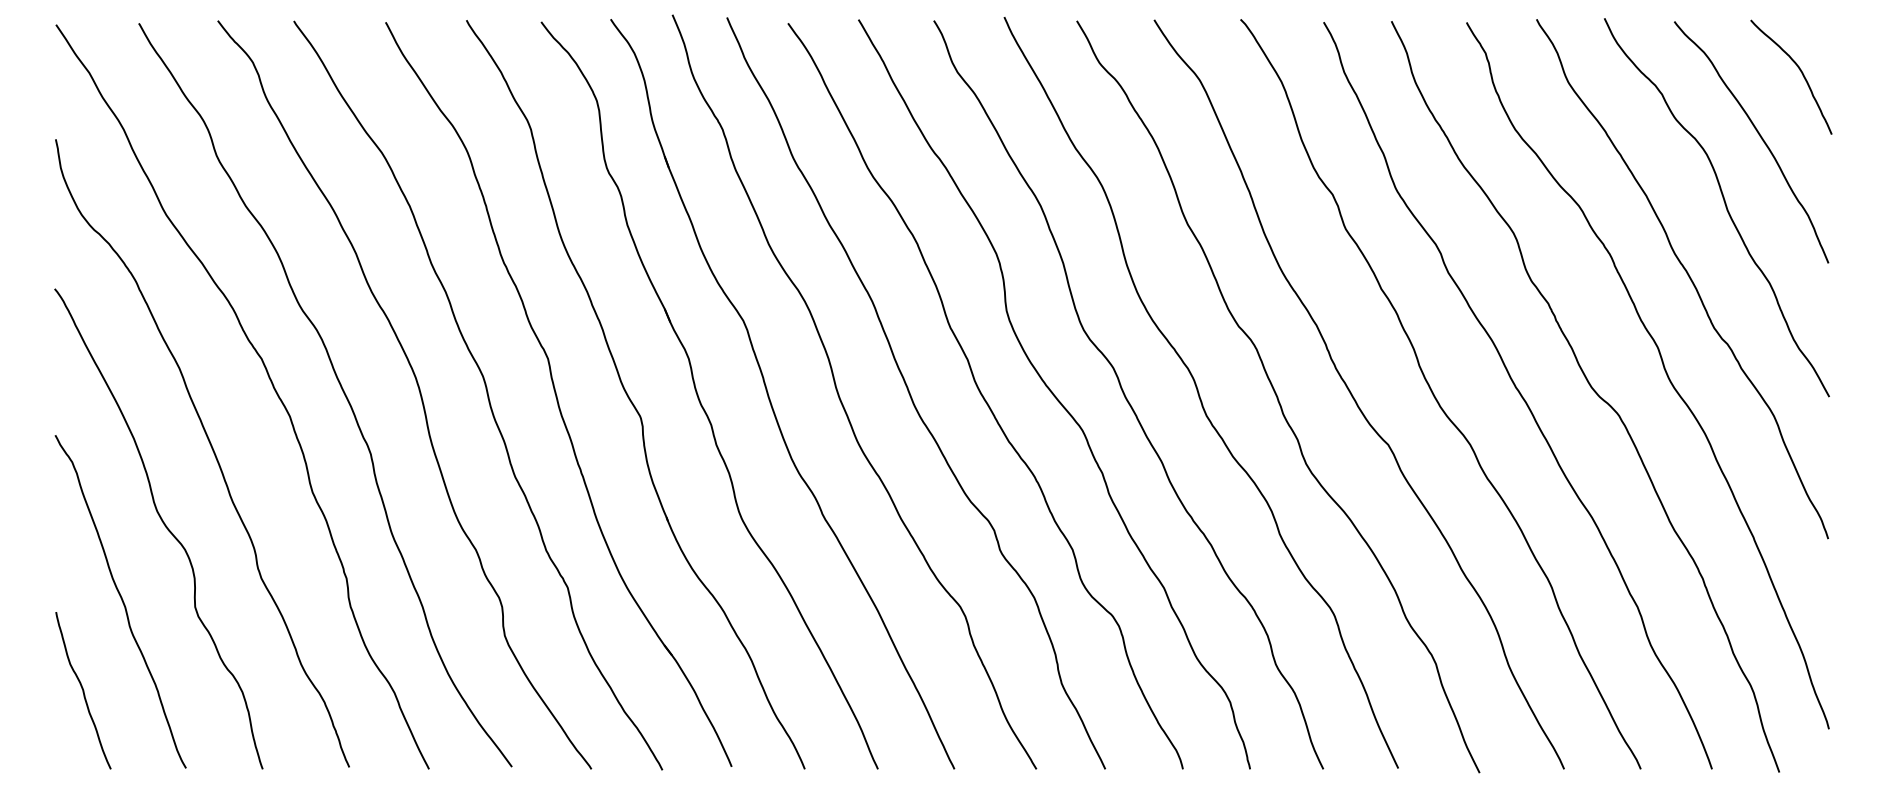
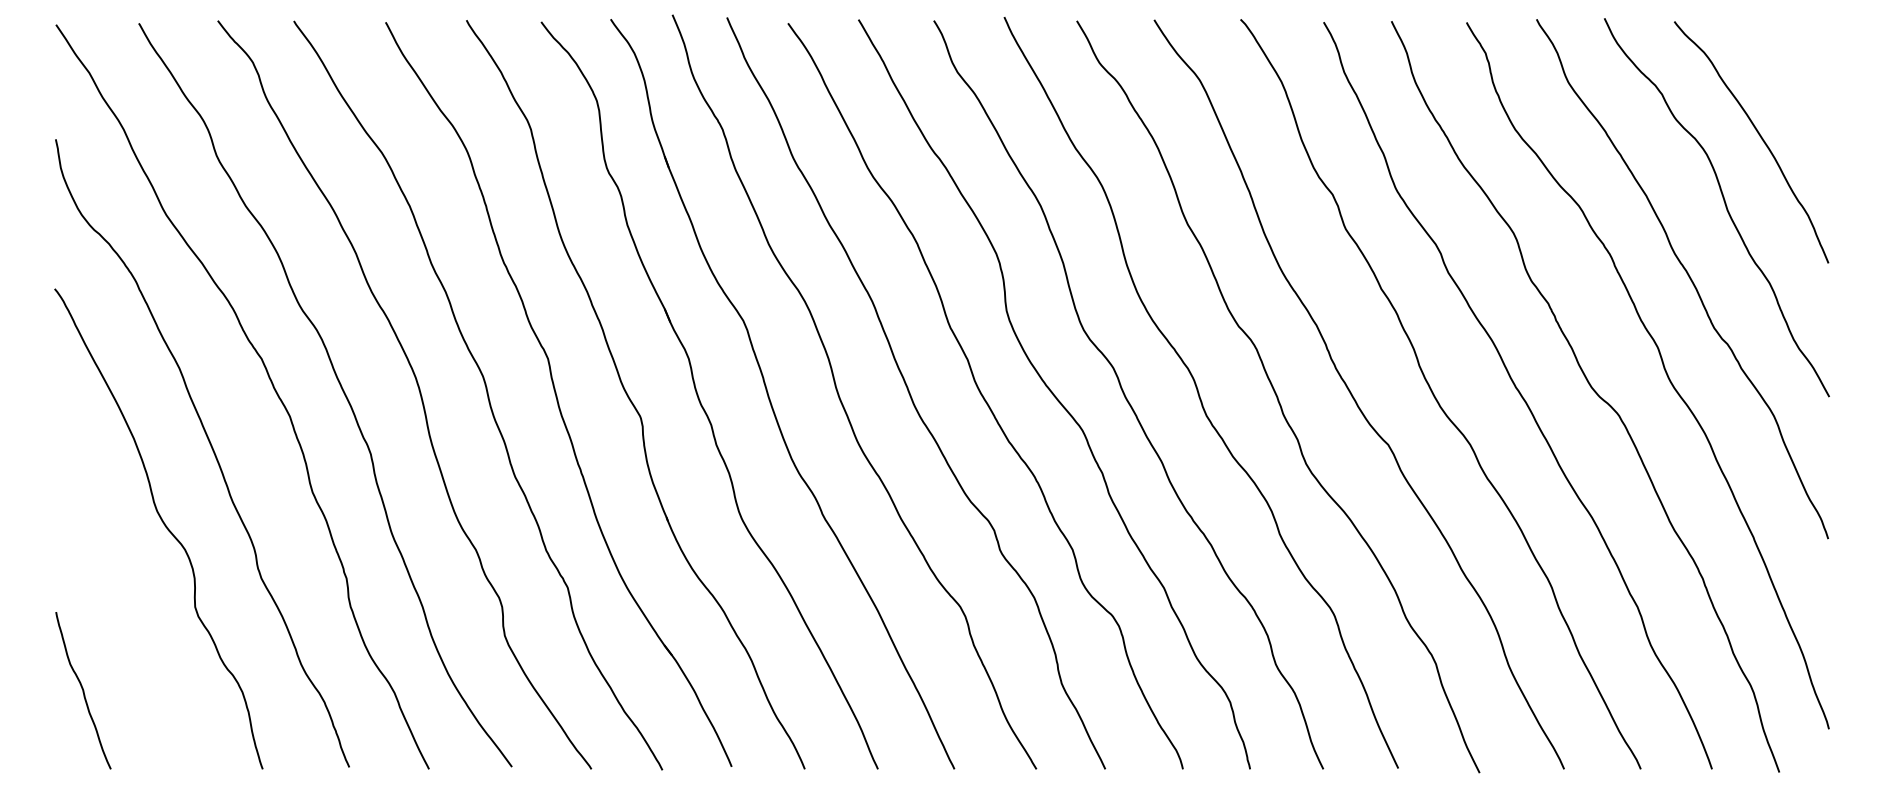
curve: present -> none (1799, 70)
curve: present -> none (121, 600)
